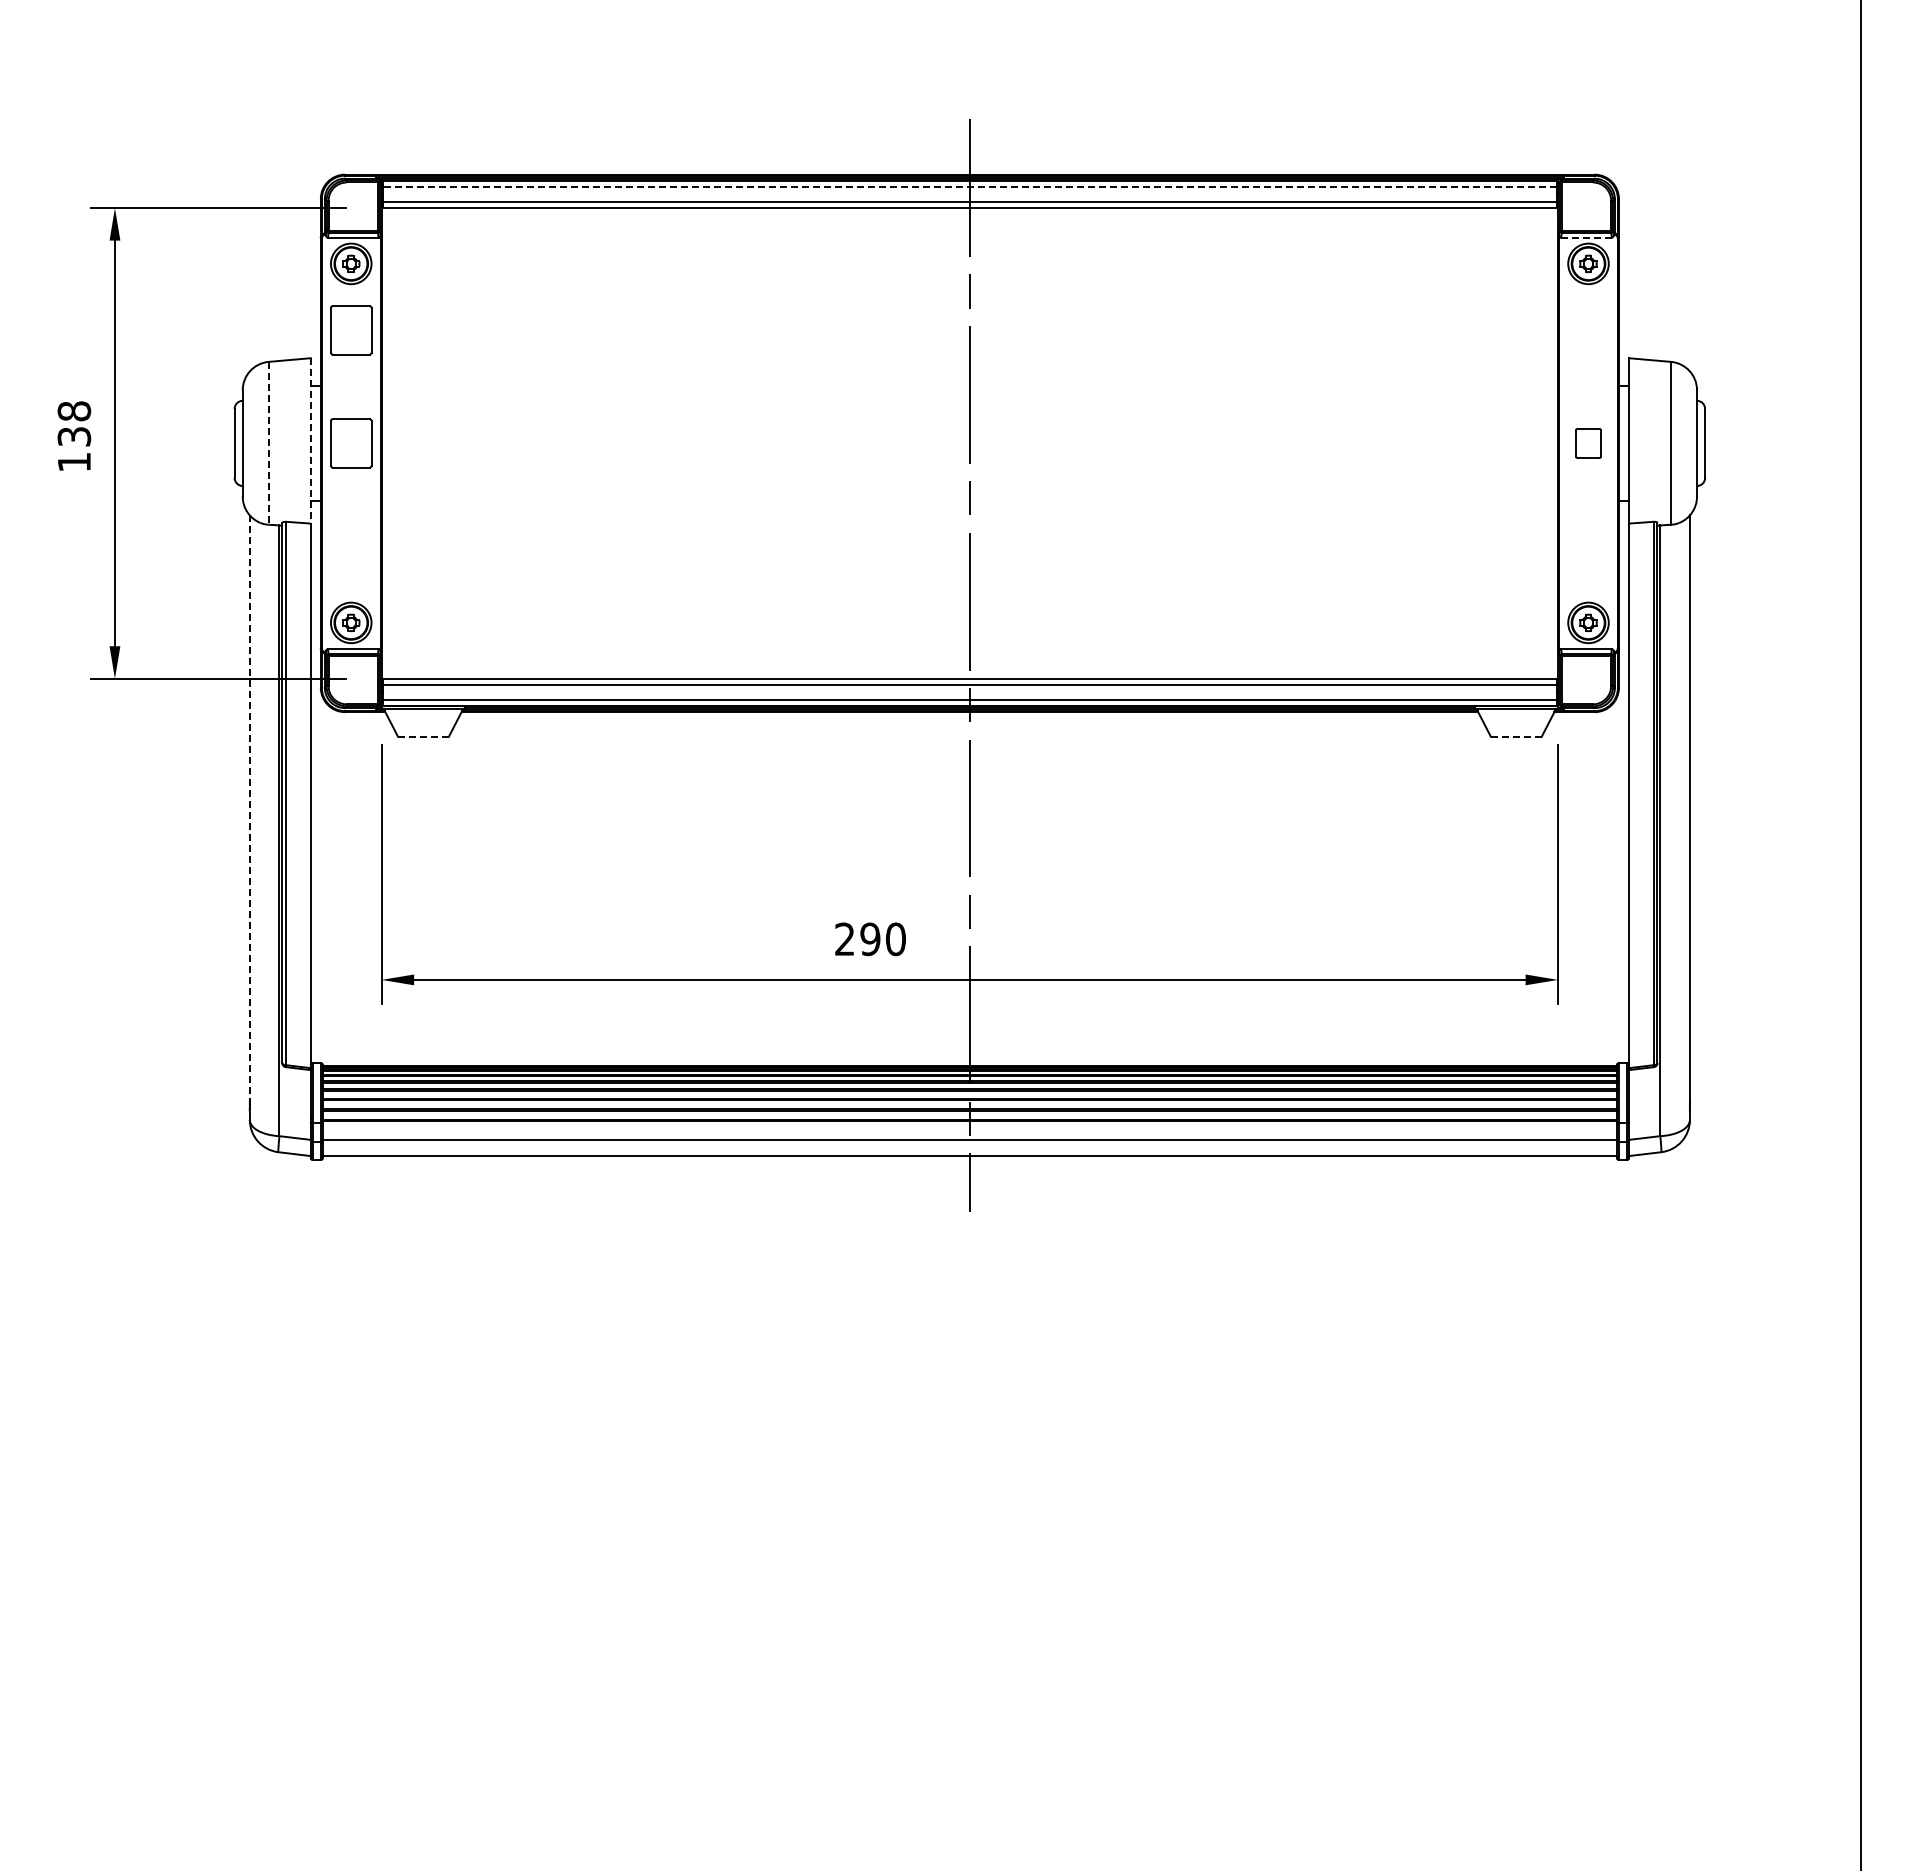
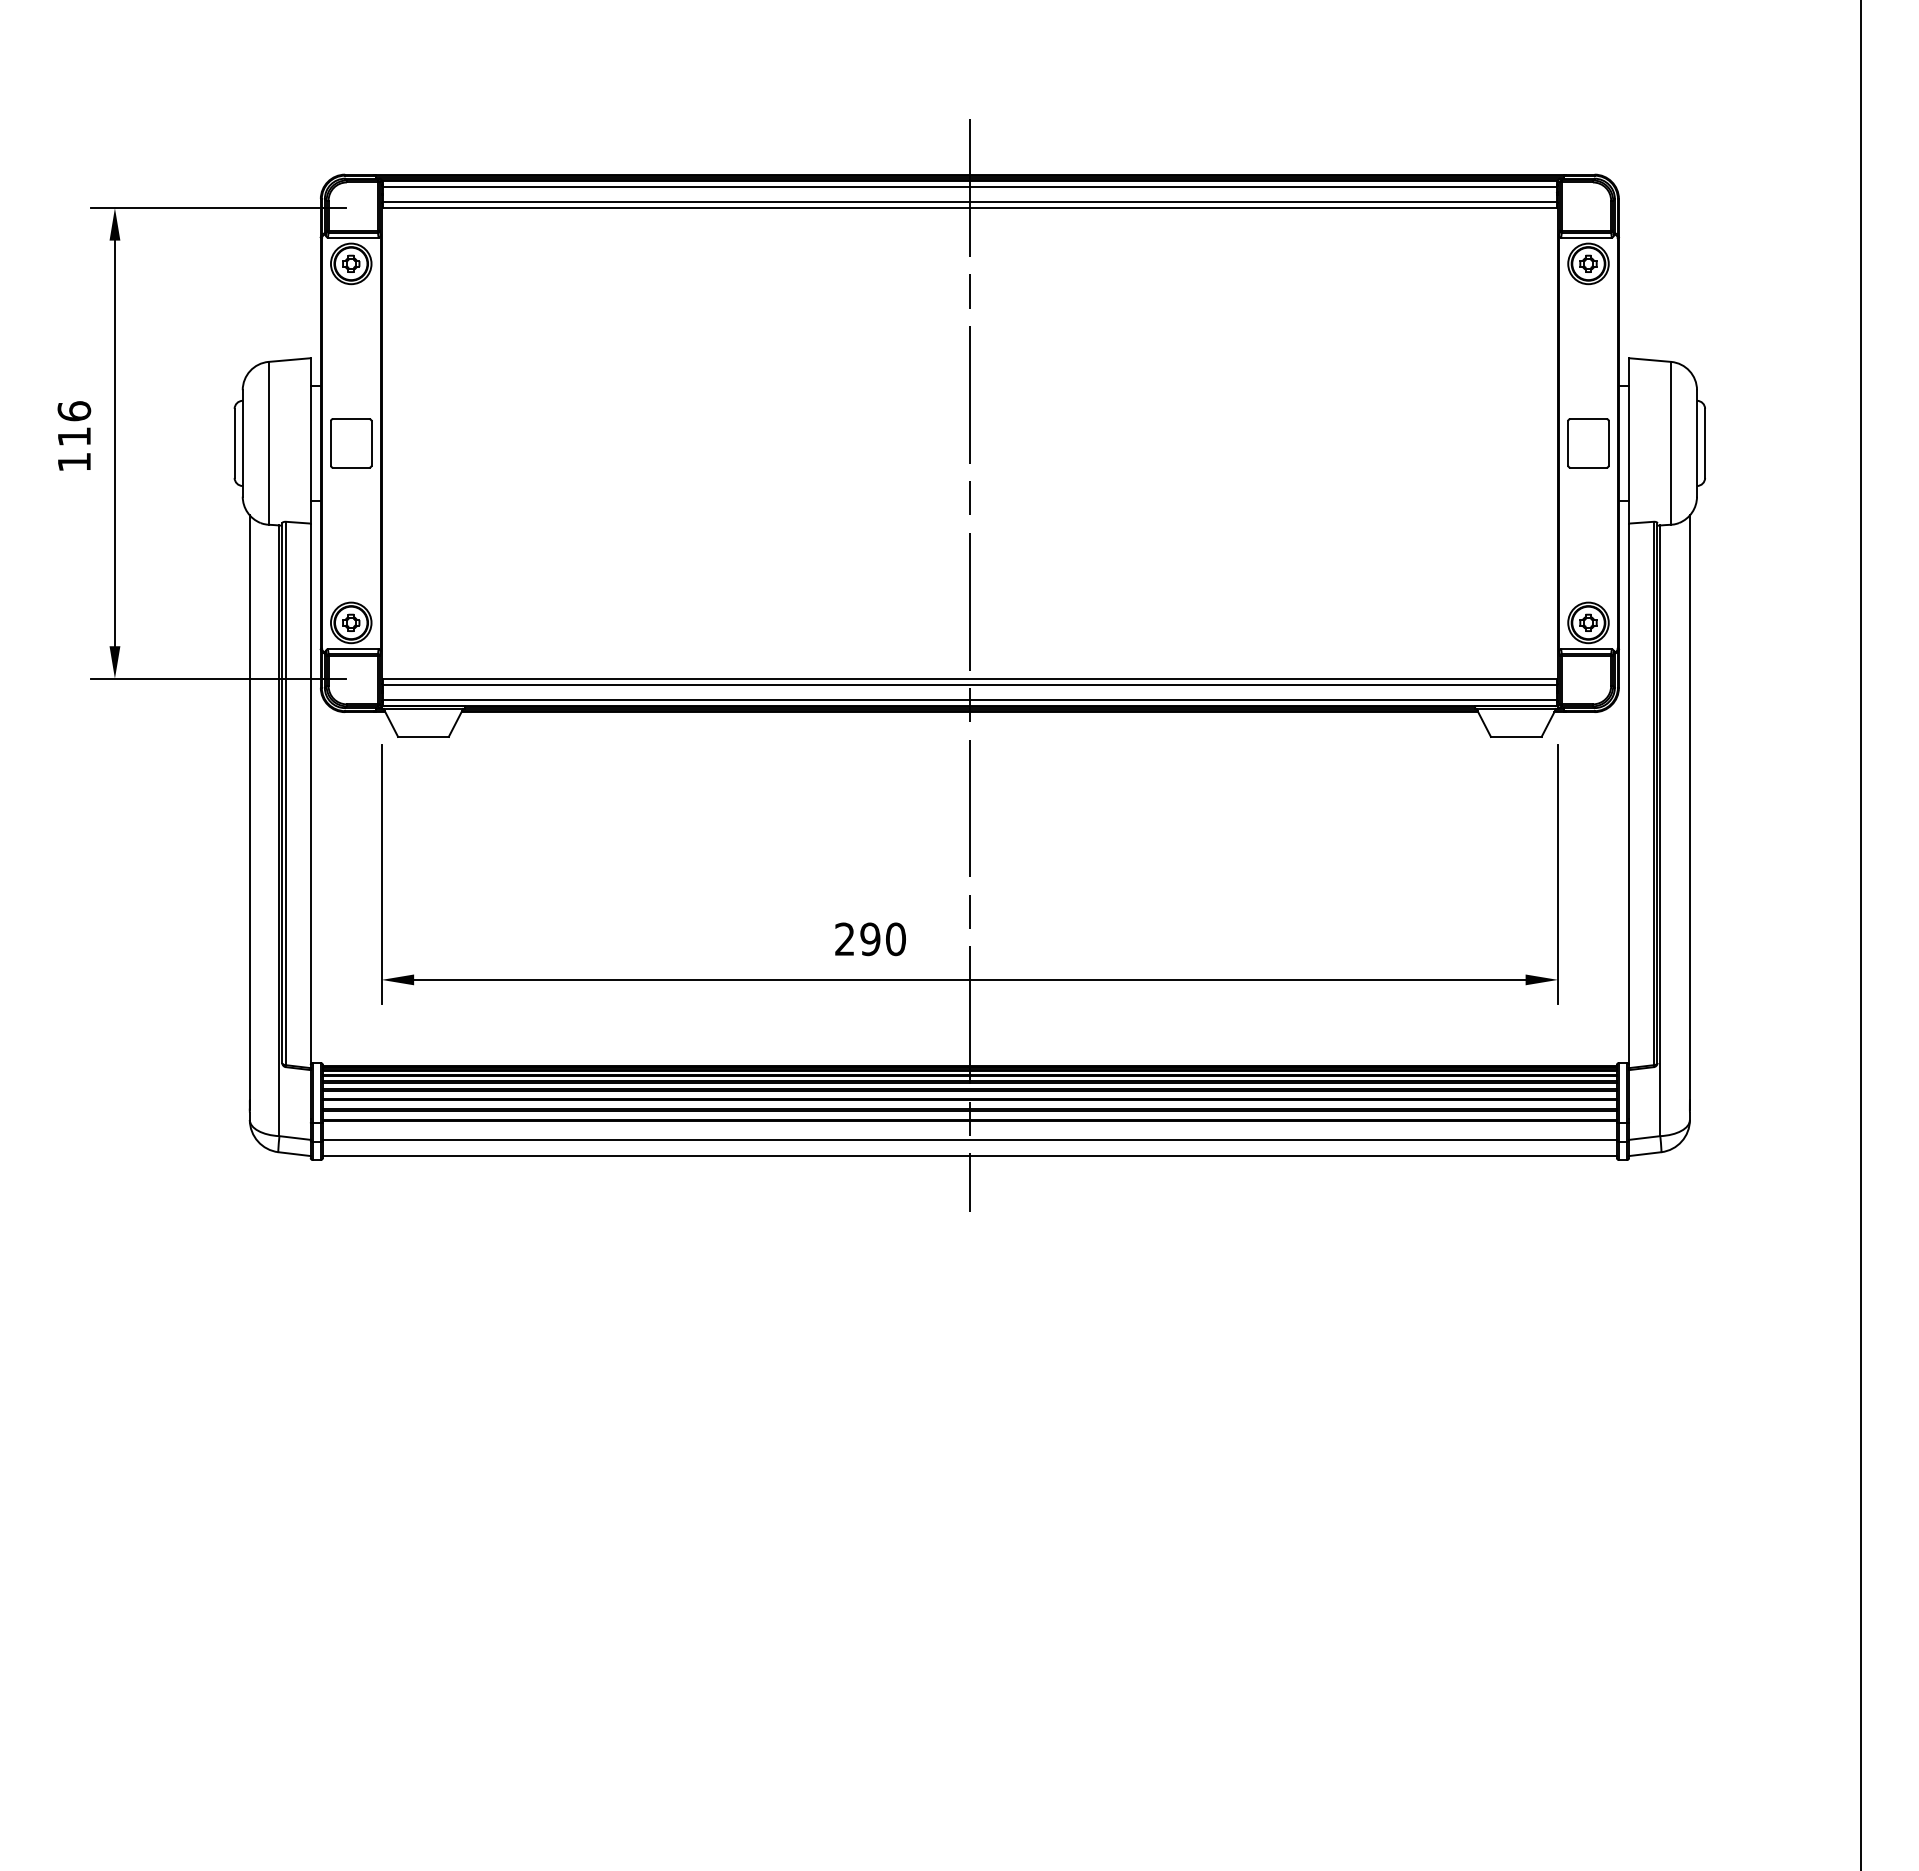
line: dashed -> solid (969, 186)
line: dashed -> solid (1586, 237)
part: present -> none (351, 330)
text: 138 -> 116 (74, 423)
line: dashed -> solid (310, 440)
line: dashed -> solid (268, 443)
part size: 27x31 px -> 43x51 px (1588, 443)
line: dashed -> solid (423, 736)
line: dashed -> solid (1516, 736)
line: dashed -> solid (249, 808)
